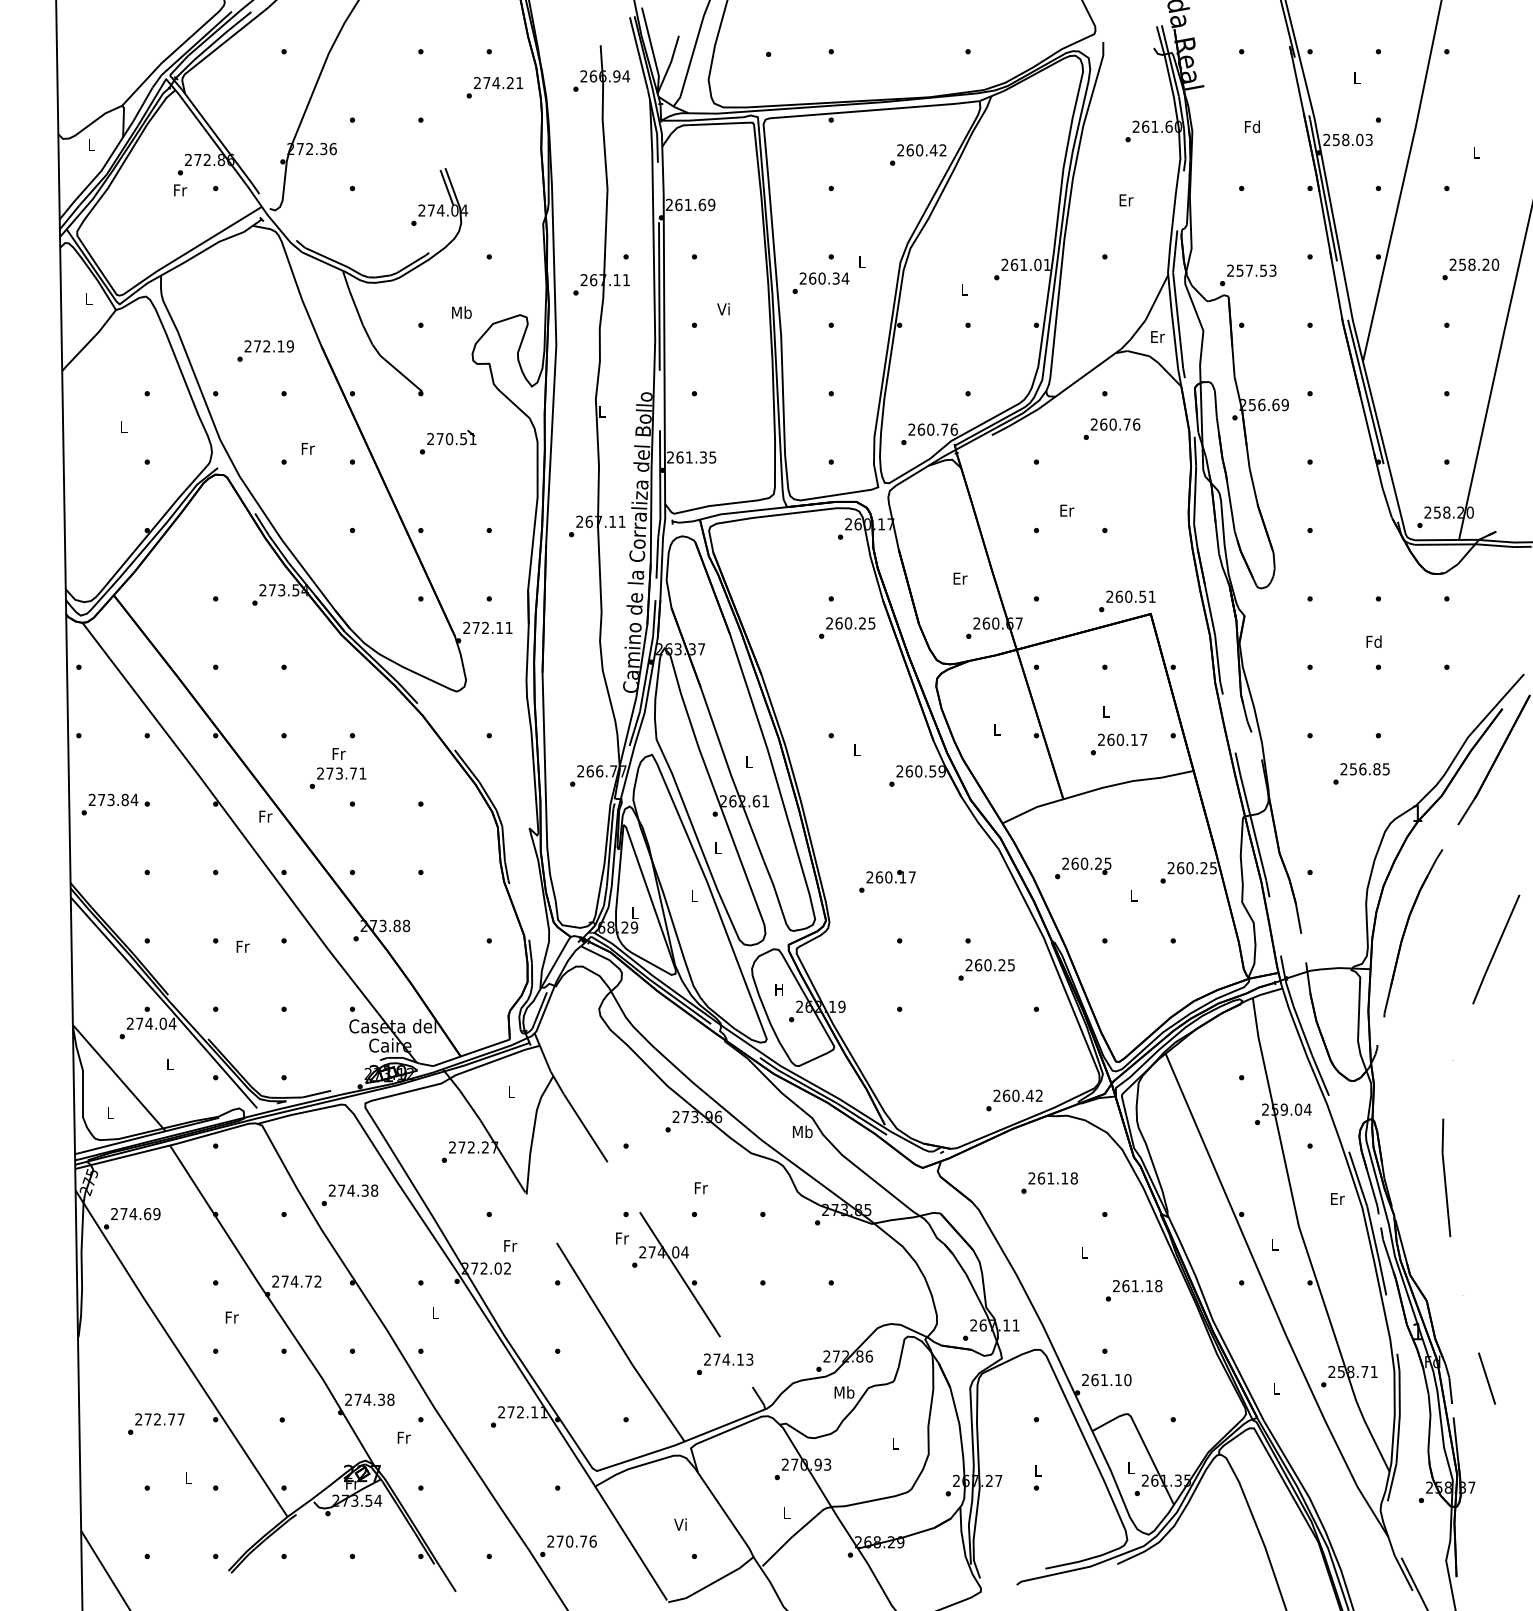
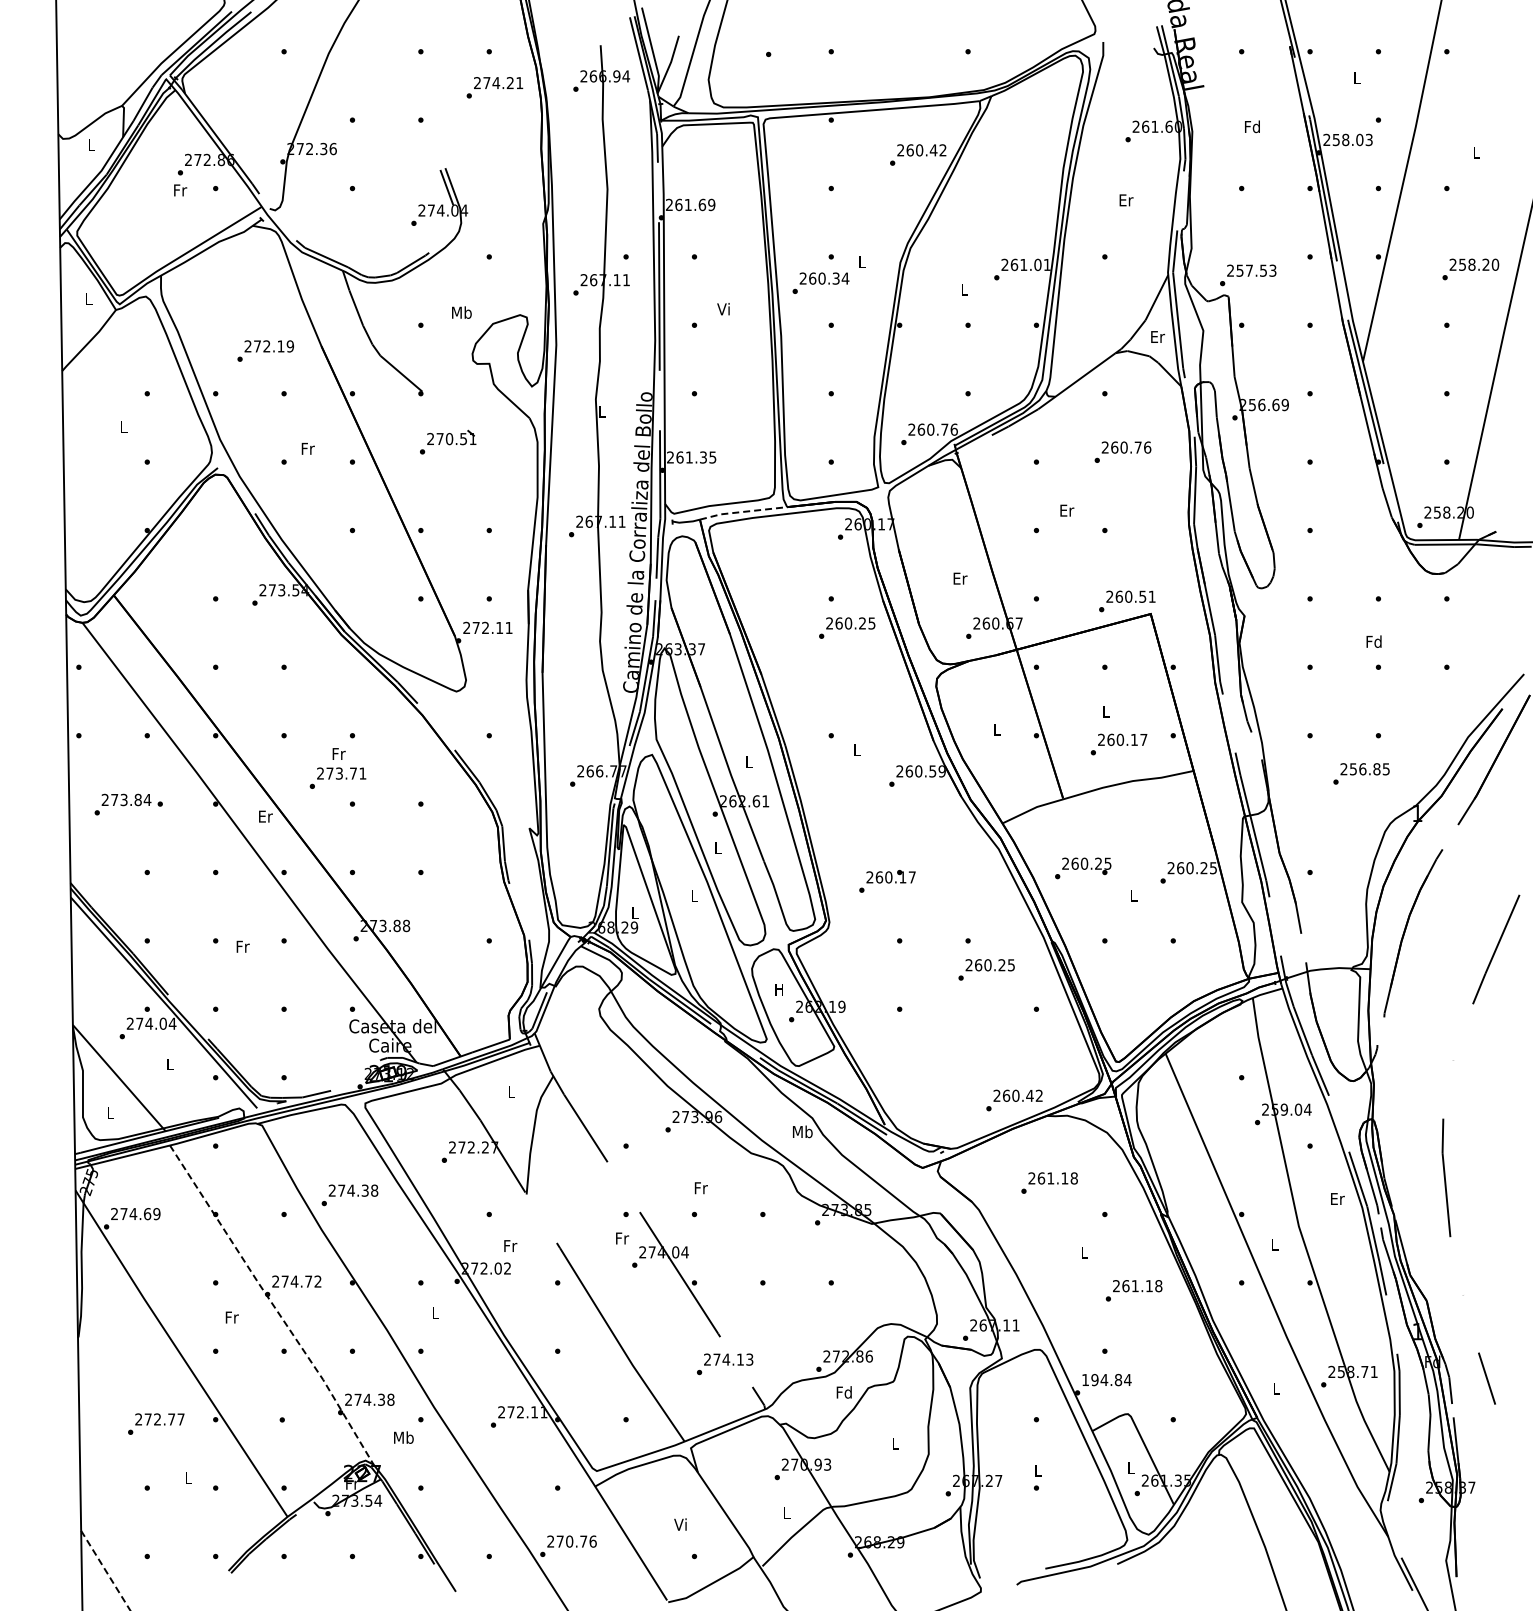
text position: (1111, 428) -> (1122, 451) (1122, 451)
line: solid -> dashed (742, 512)
text position: (115, 804) -> (128, 804) (128, 804)
text: Fr -> Er (265, 816)
line: solid -> dashed (272, 1304)
text: 261.10 -> 194.84 (1106, 1379)
text: Mb -> Fd (844, 1392)
text: Fr -> Mb (403, 1437)
line: solid -> dashed (105, 1570)
